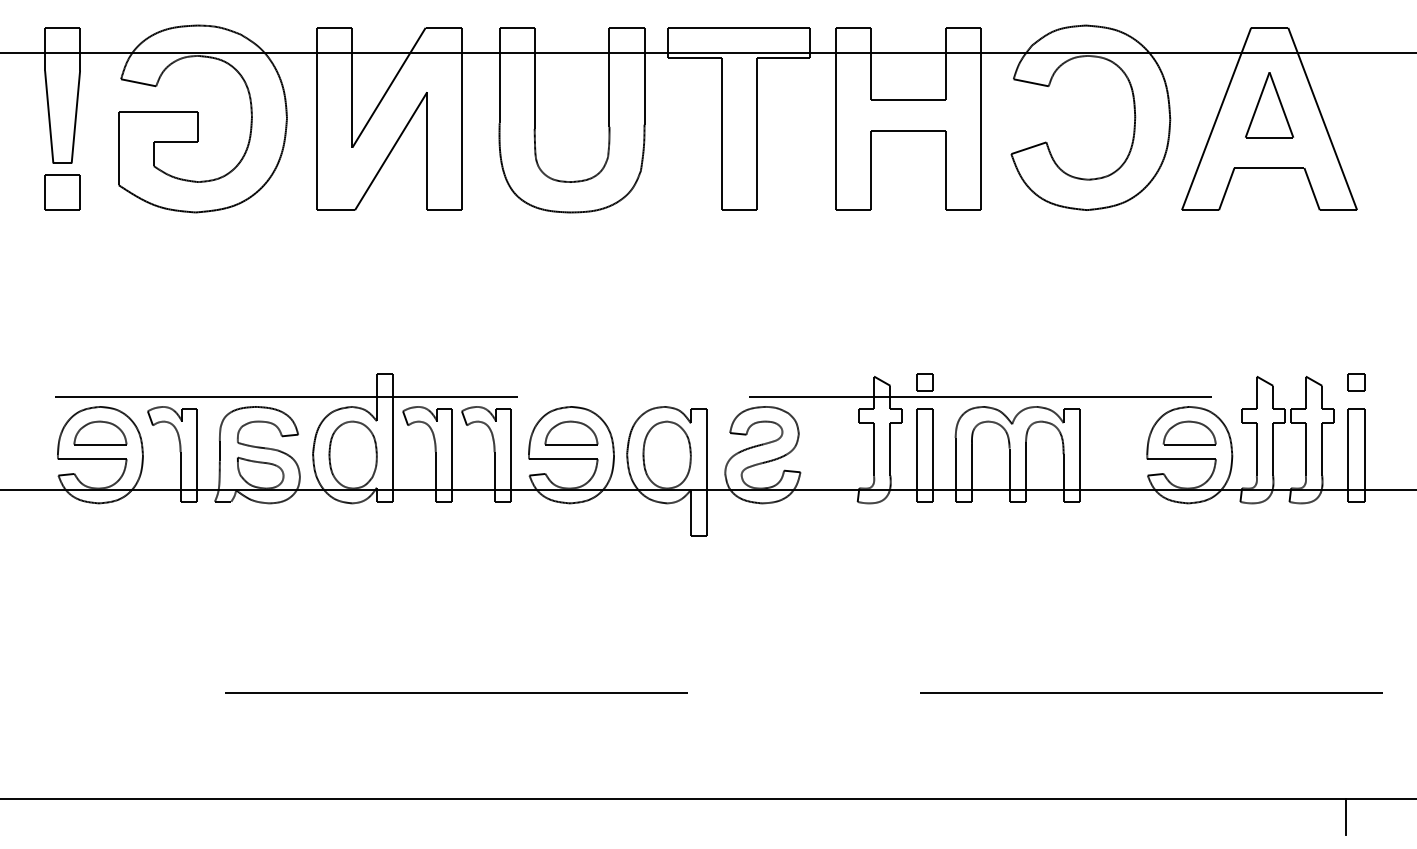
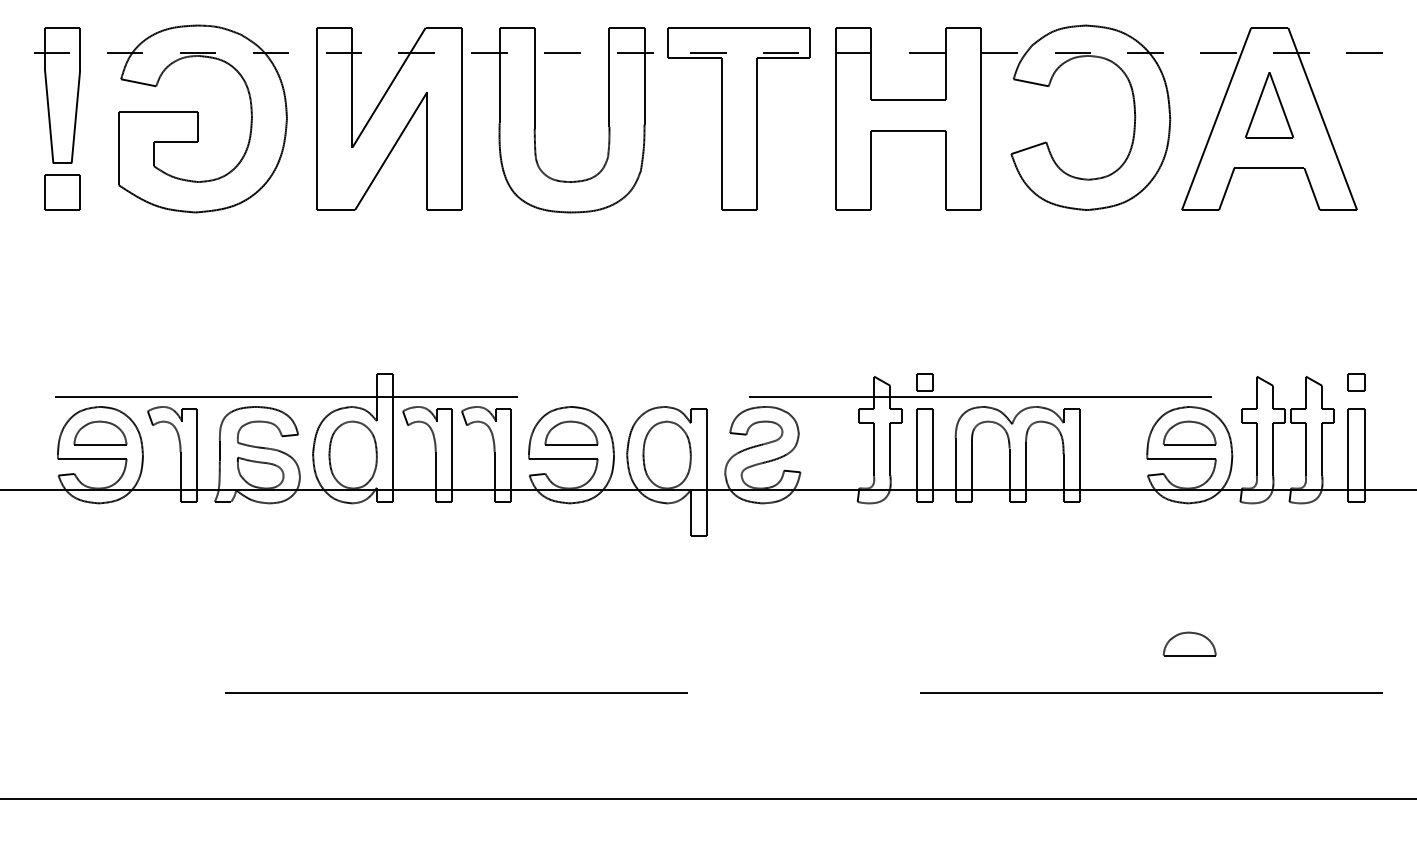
line: solid -> dashed (709, 53)
part: none -> present (1189, 643)
line: present -> none (1346, 816)
